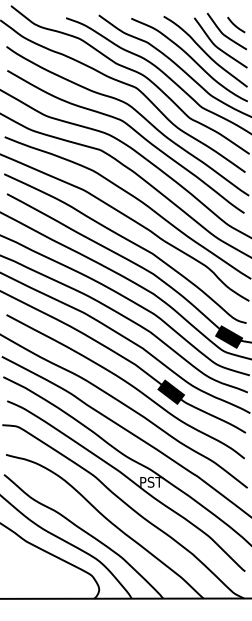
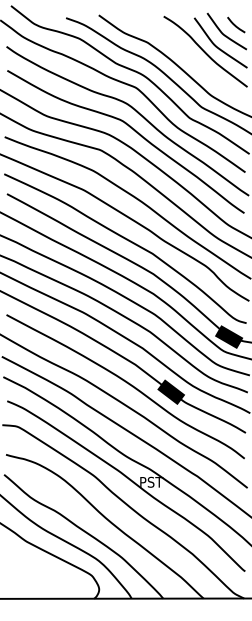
curve: present -> none (190, 58)
